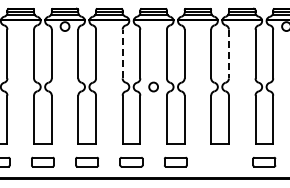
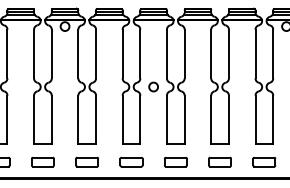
line: dashed -> solid (122, 53)
line: dashed -> solid (228, 54)
part: none -> present (219, 161)
